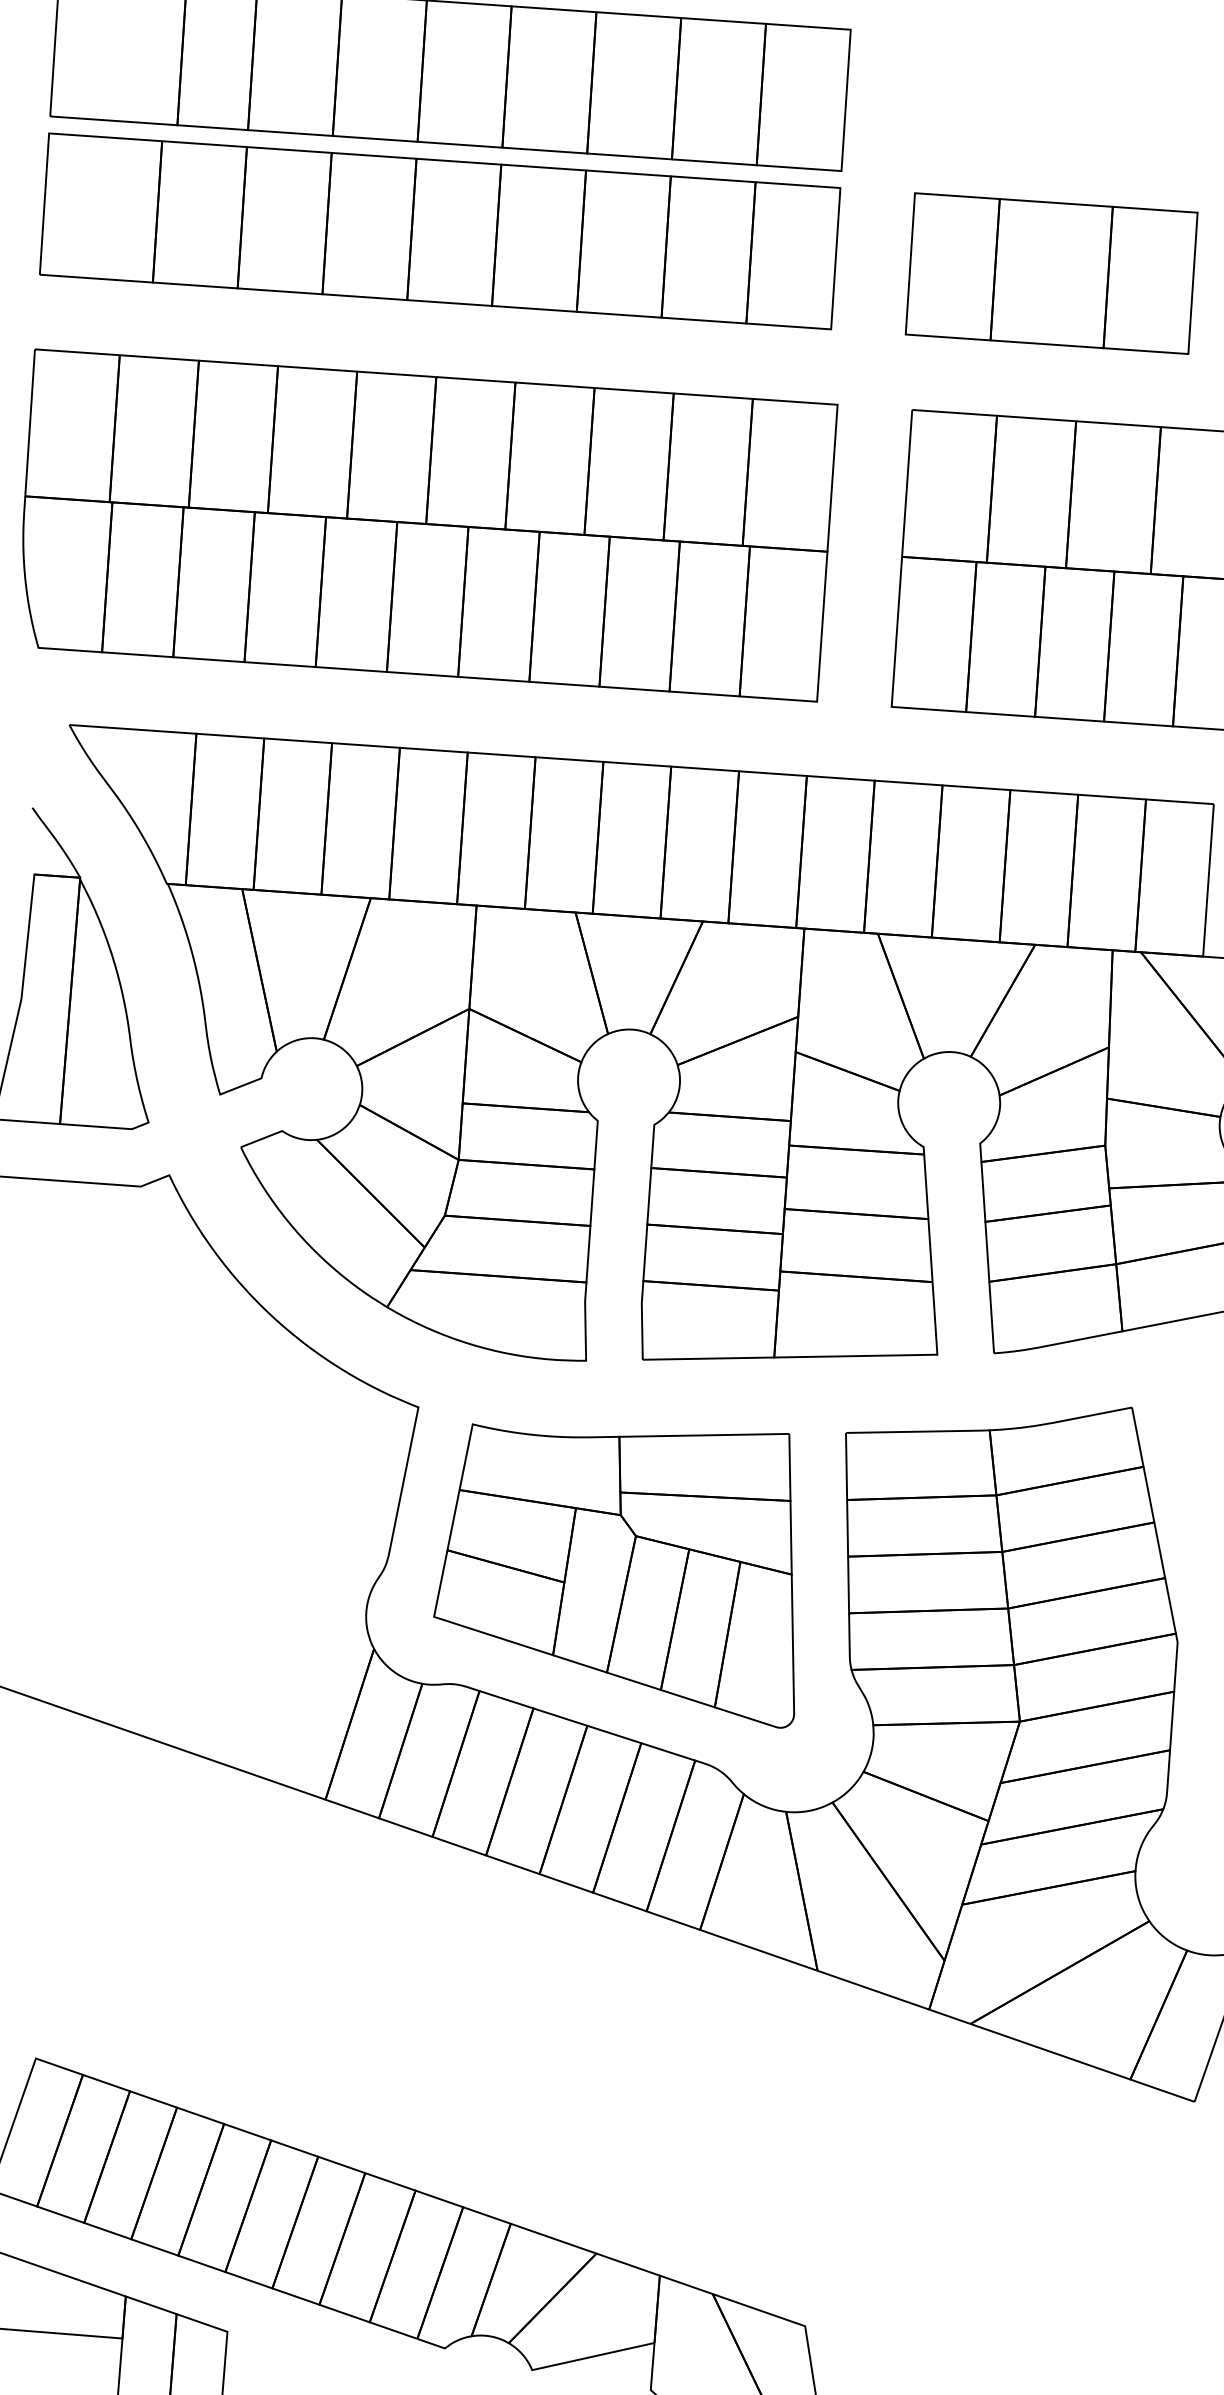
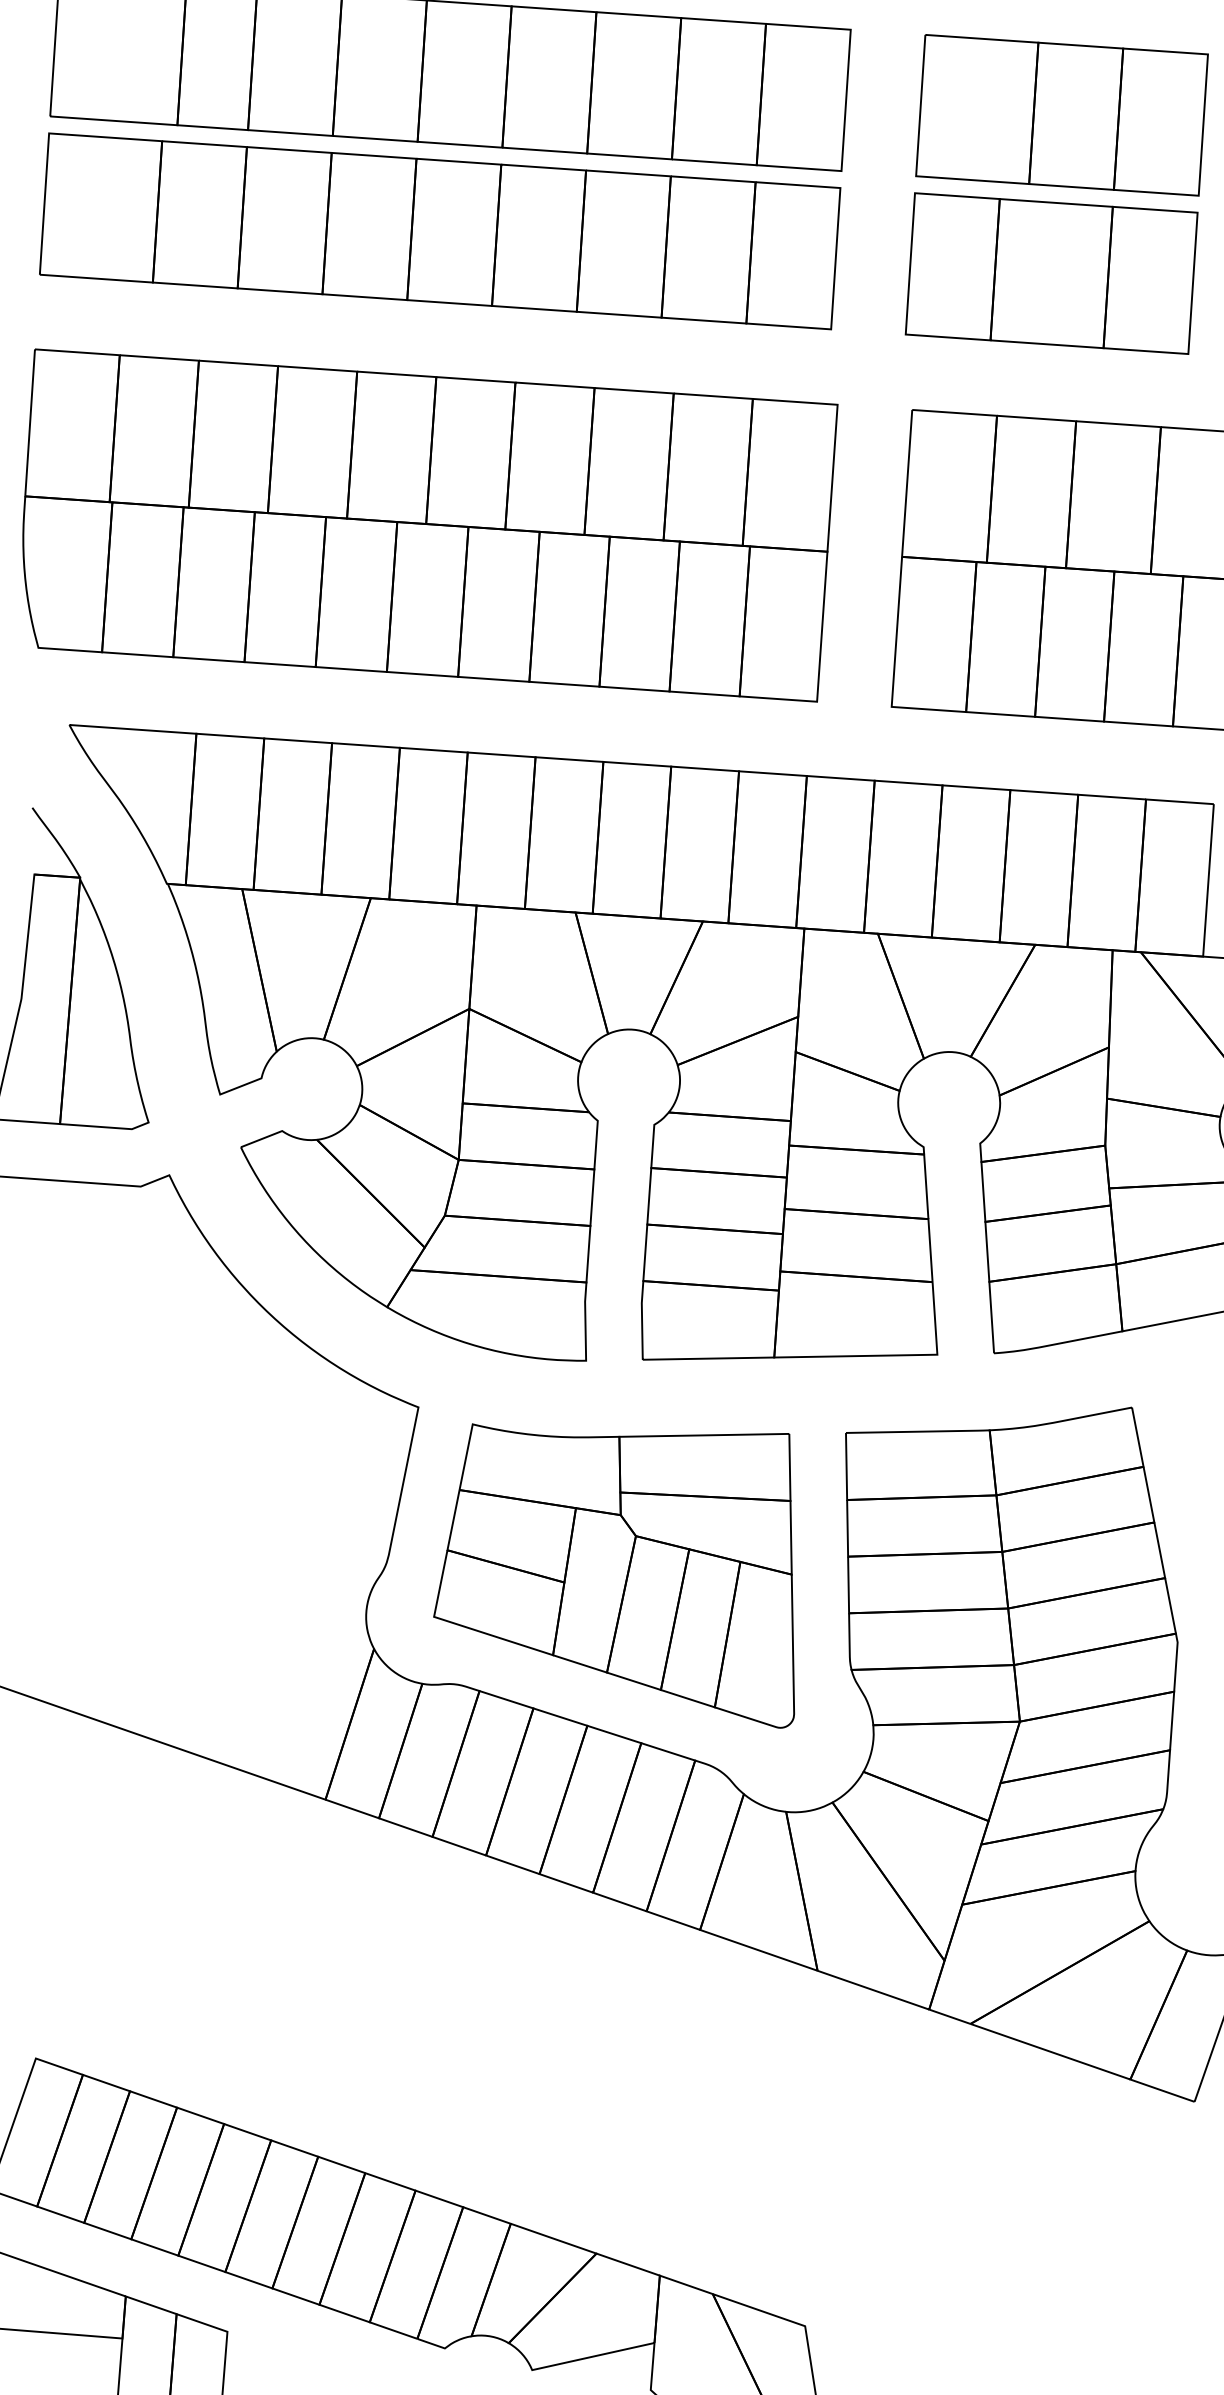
part: none -> present (1061, 115)
